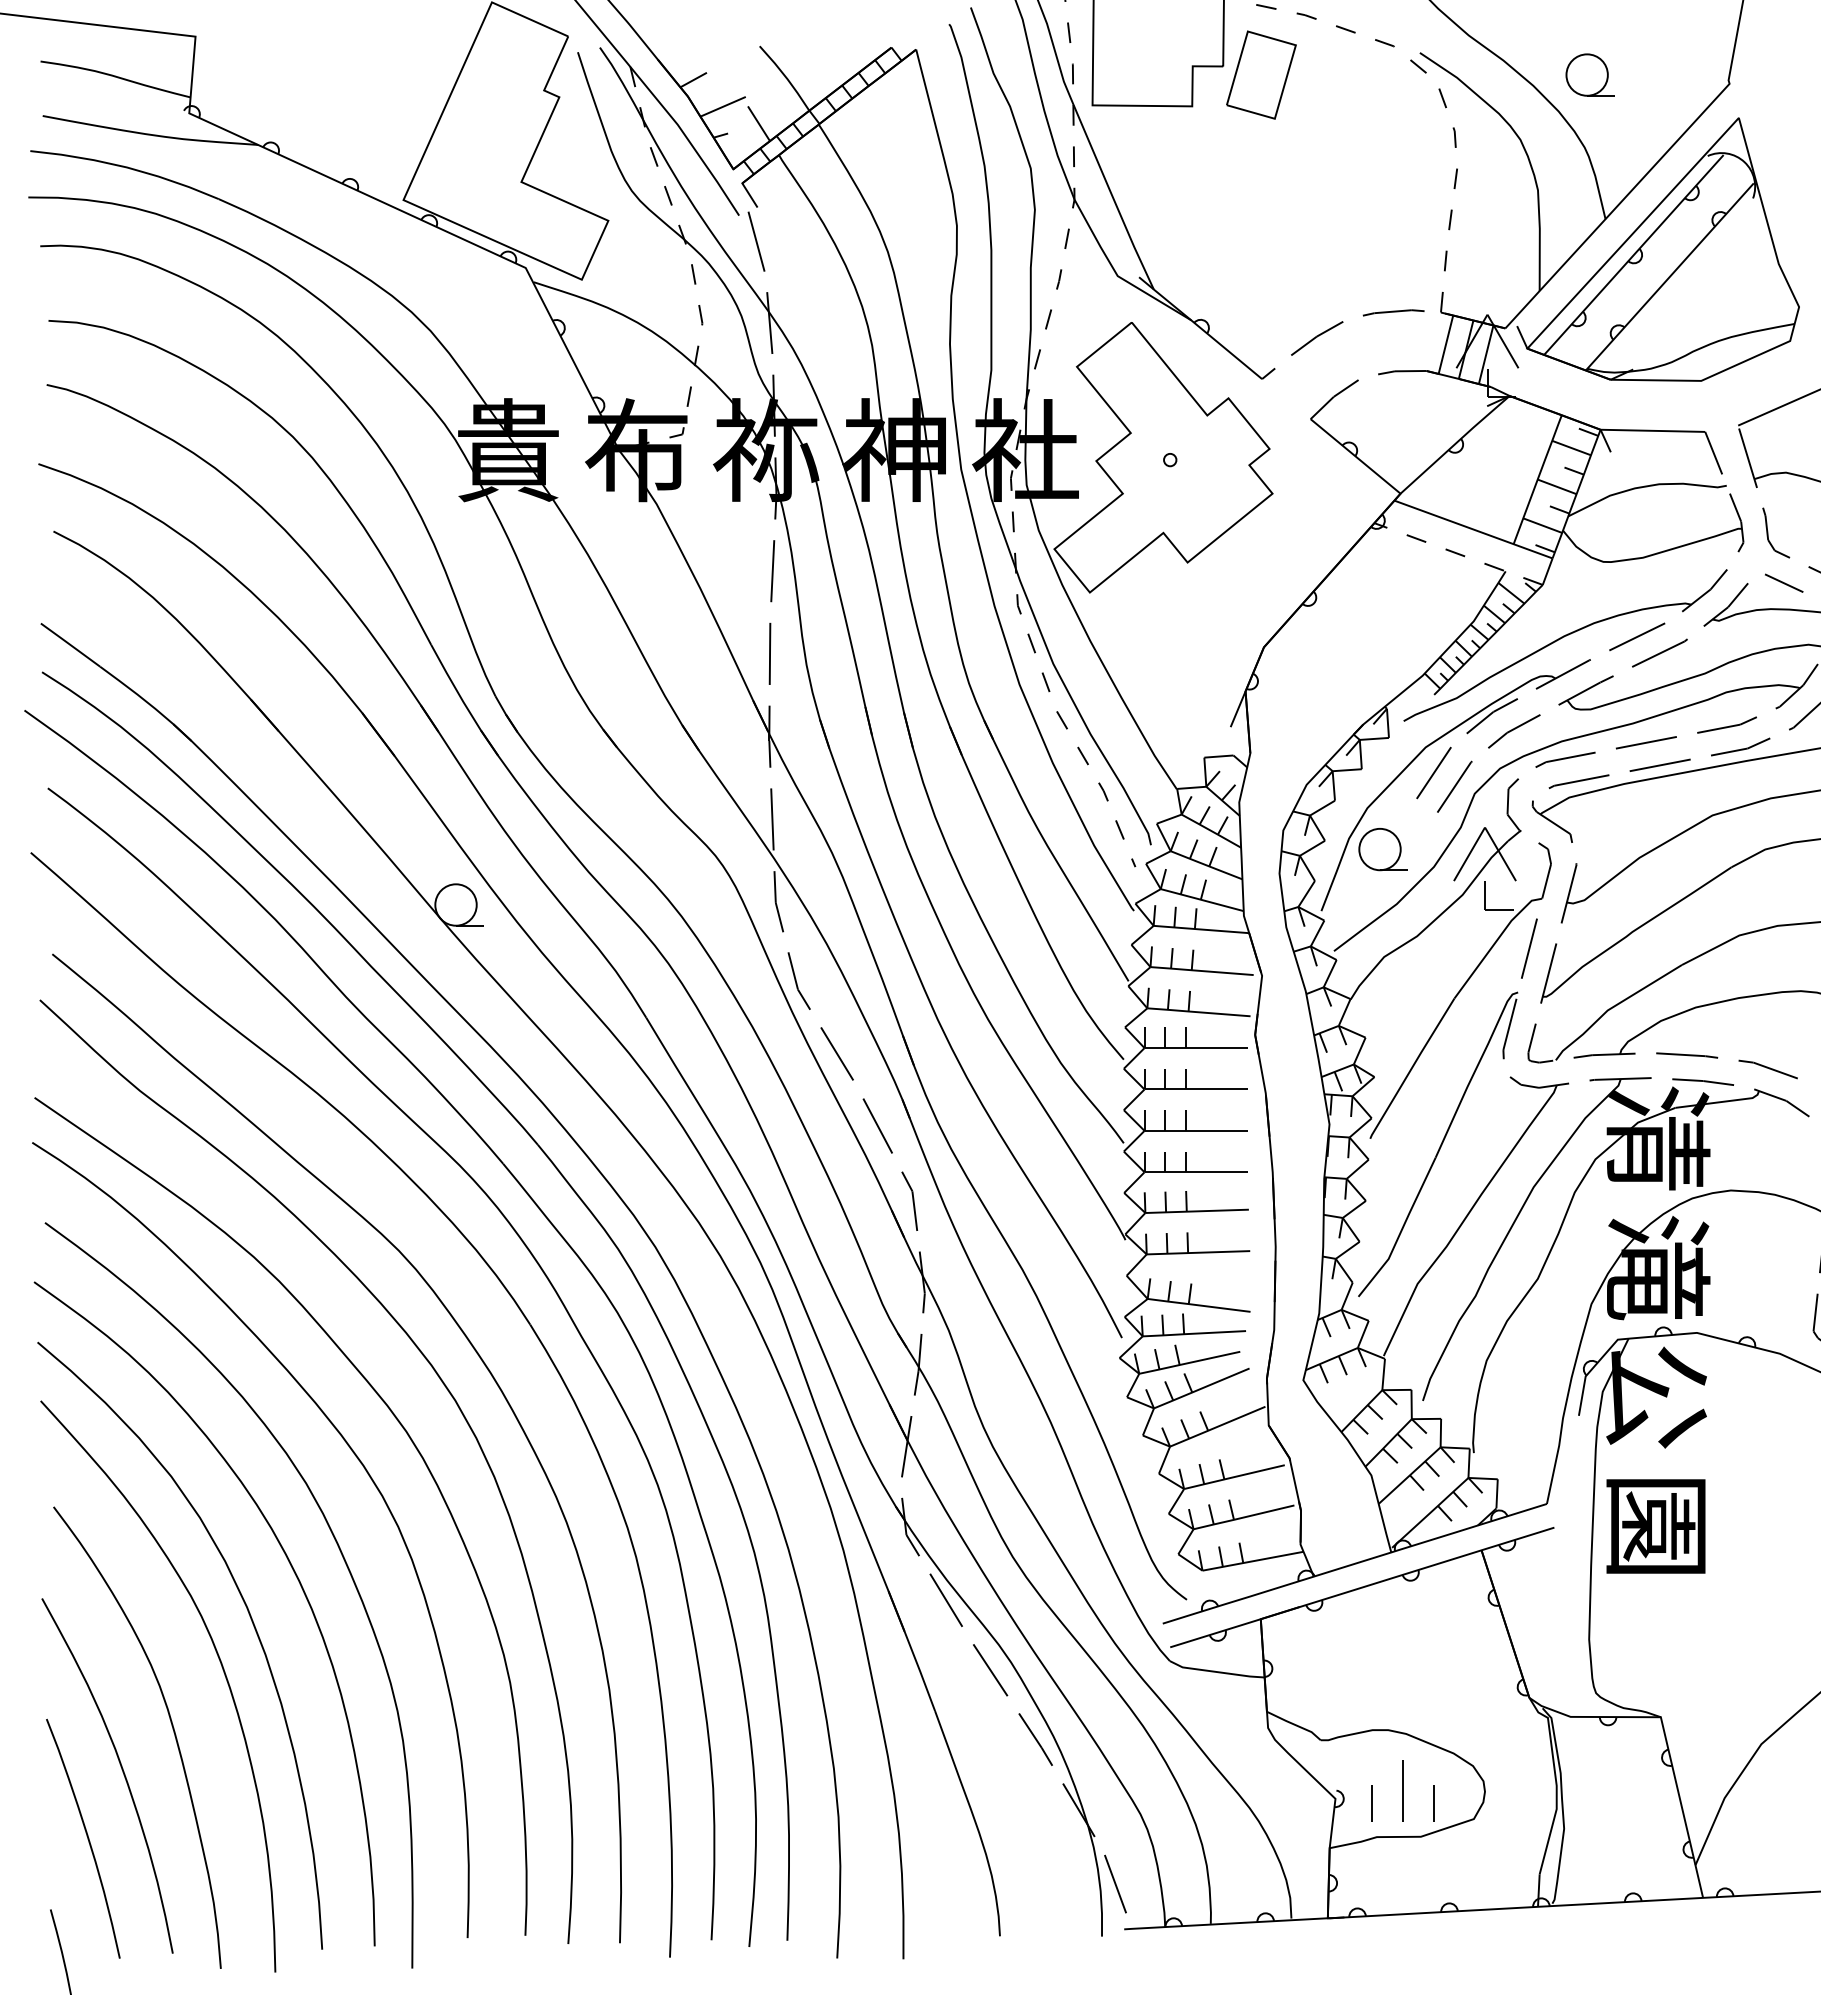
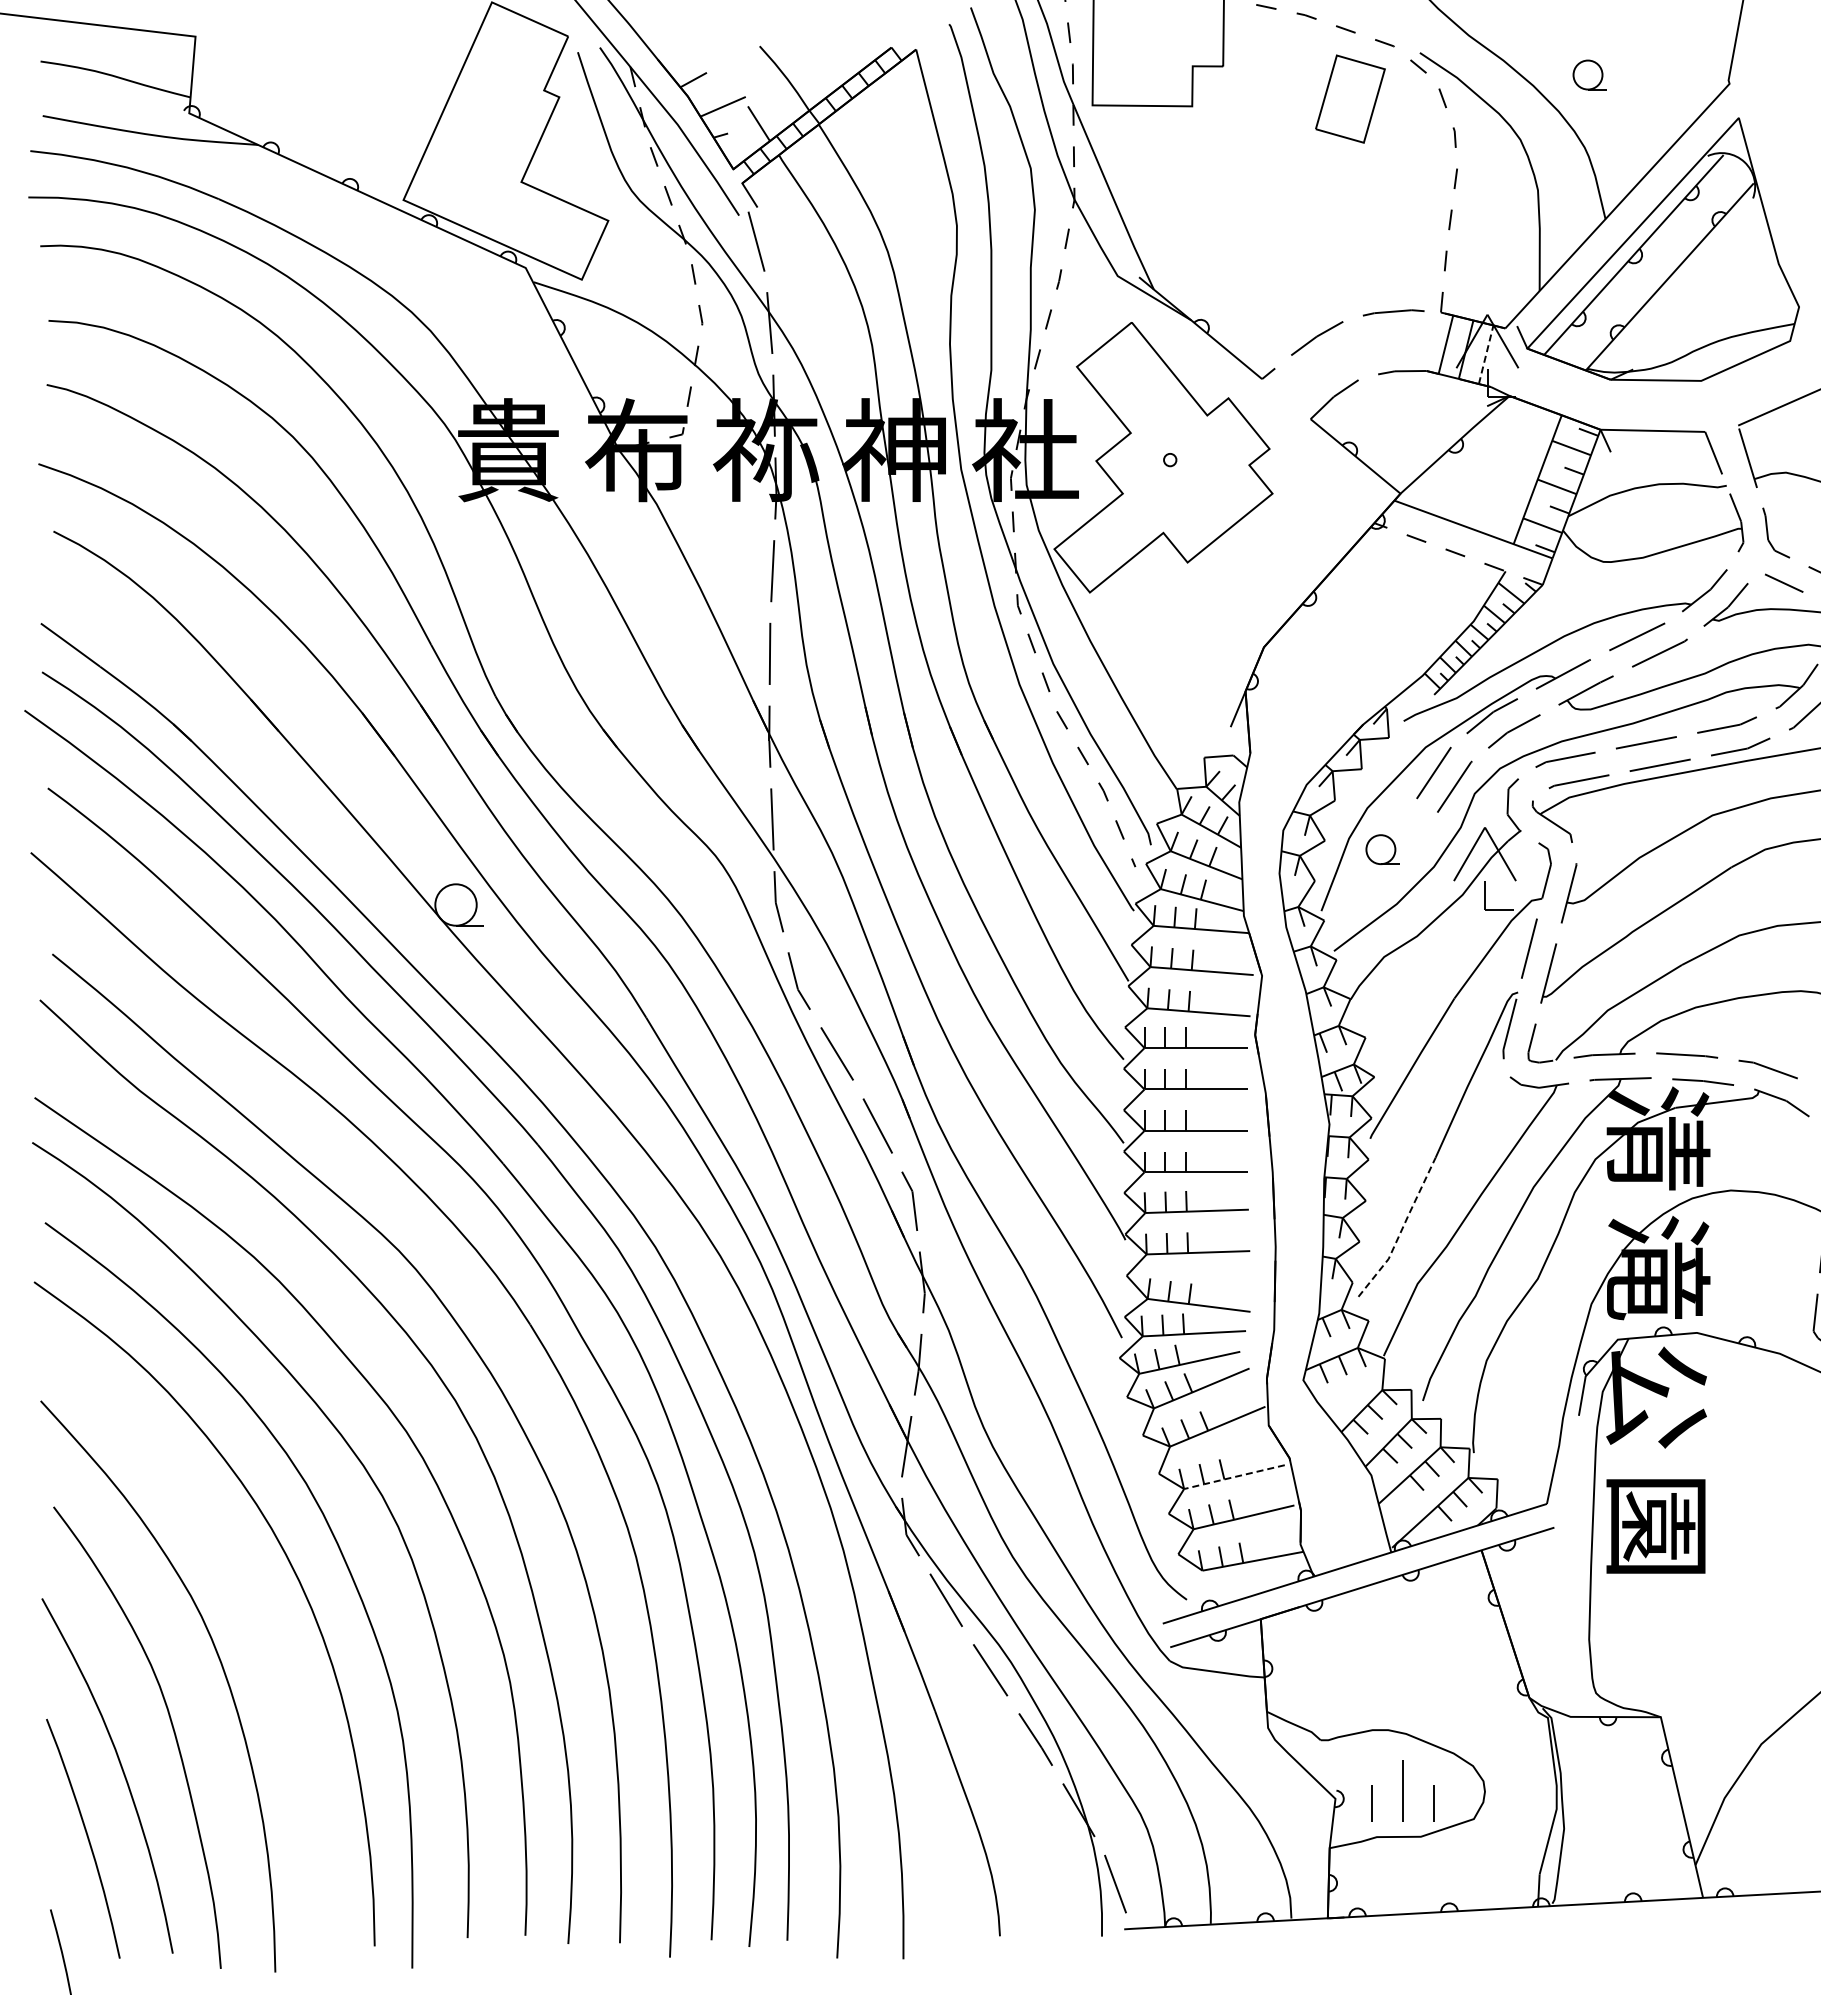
part position: (1261, 74) -> (1350, 98) (1350, 98)
part size: 50x44 px -> 35x32 px (1589, 74)
line: solid -> dashed (1486, 354)
part size: 50x44 px -> 35x31 px (1382, 849)
line: solid -> dashed (1401, 1230)
line: solid -> dashed (1233, 1477)
curve: present -> none (250, 1619)
